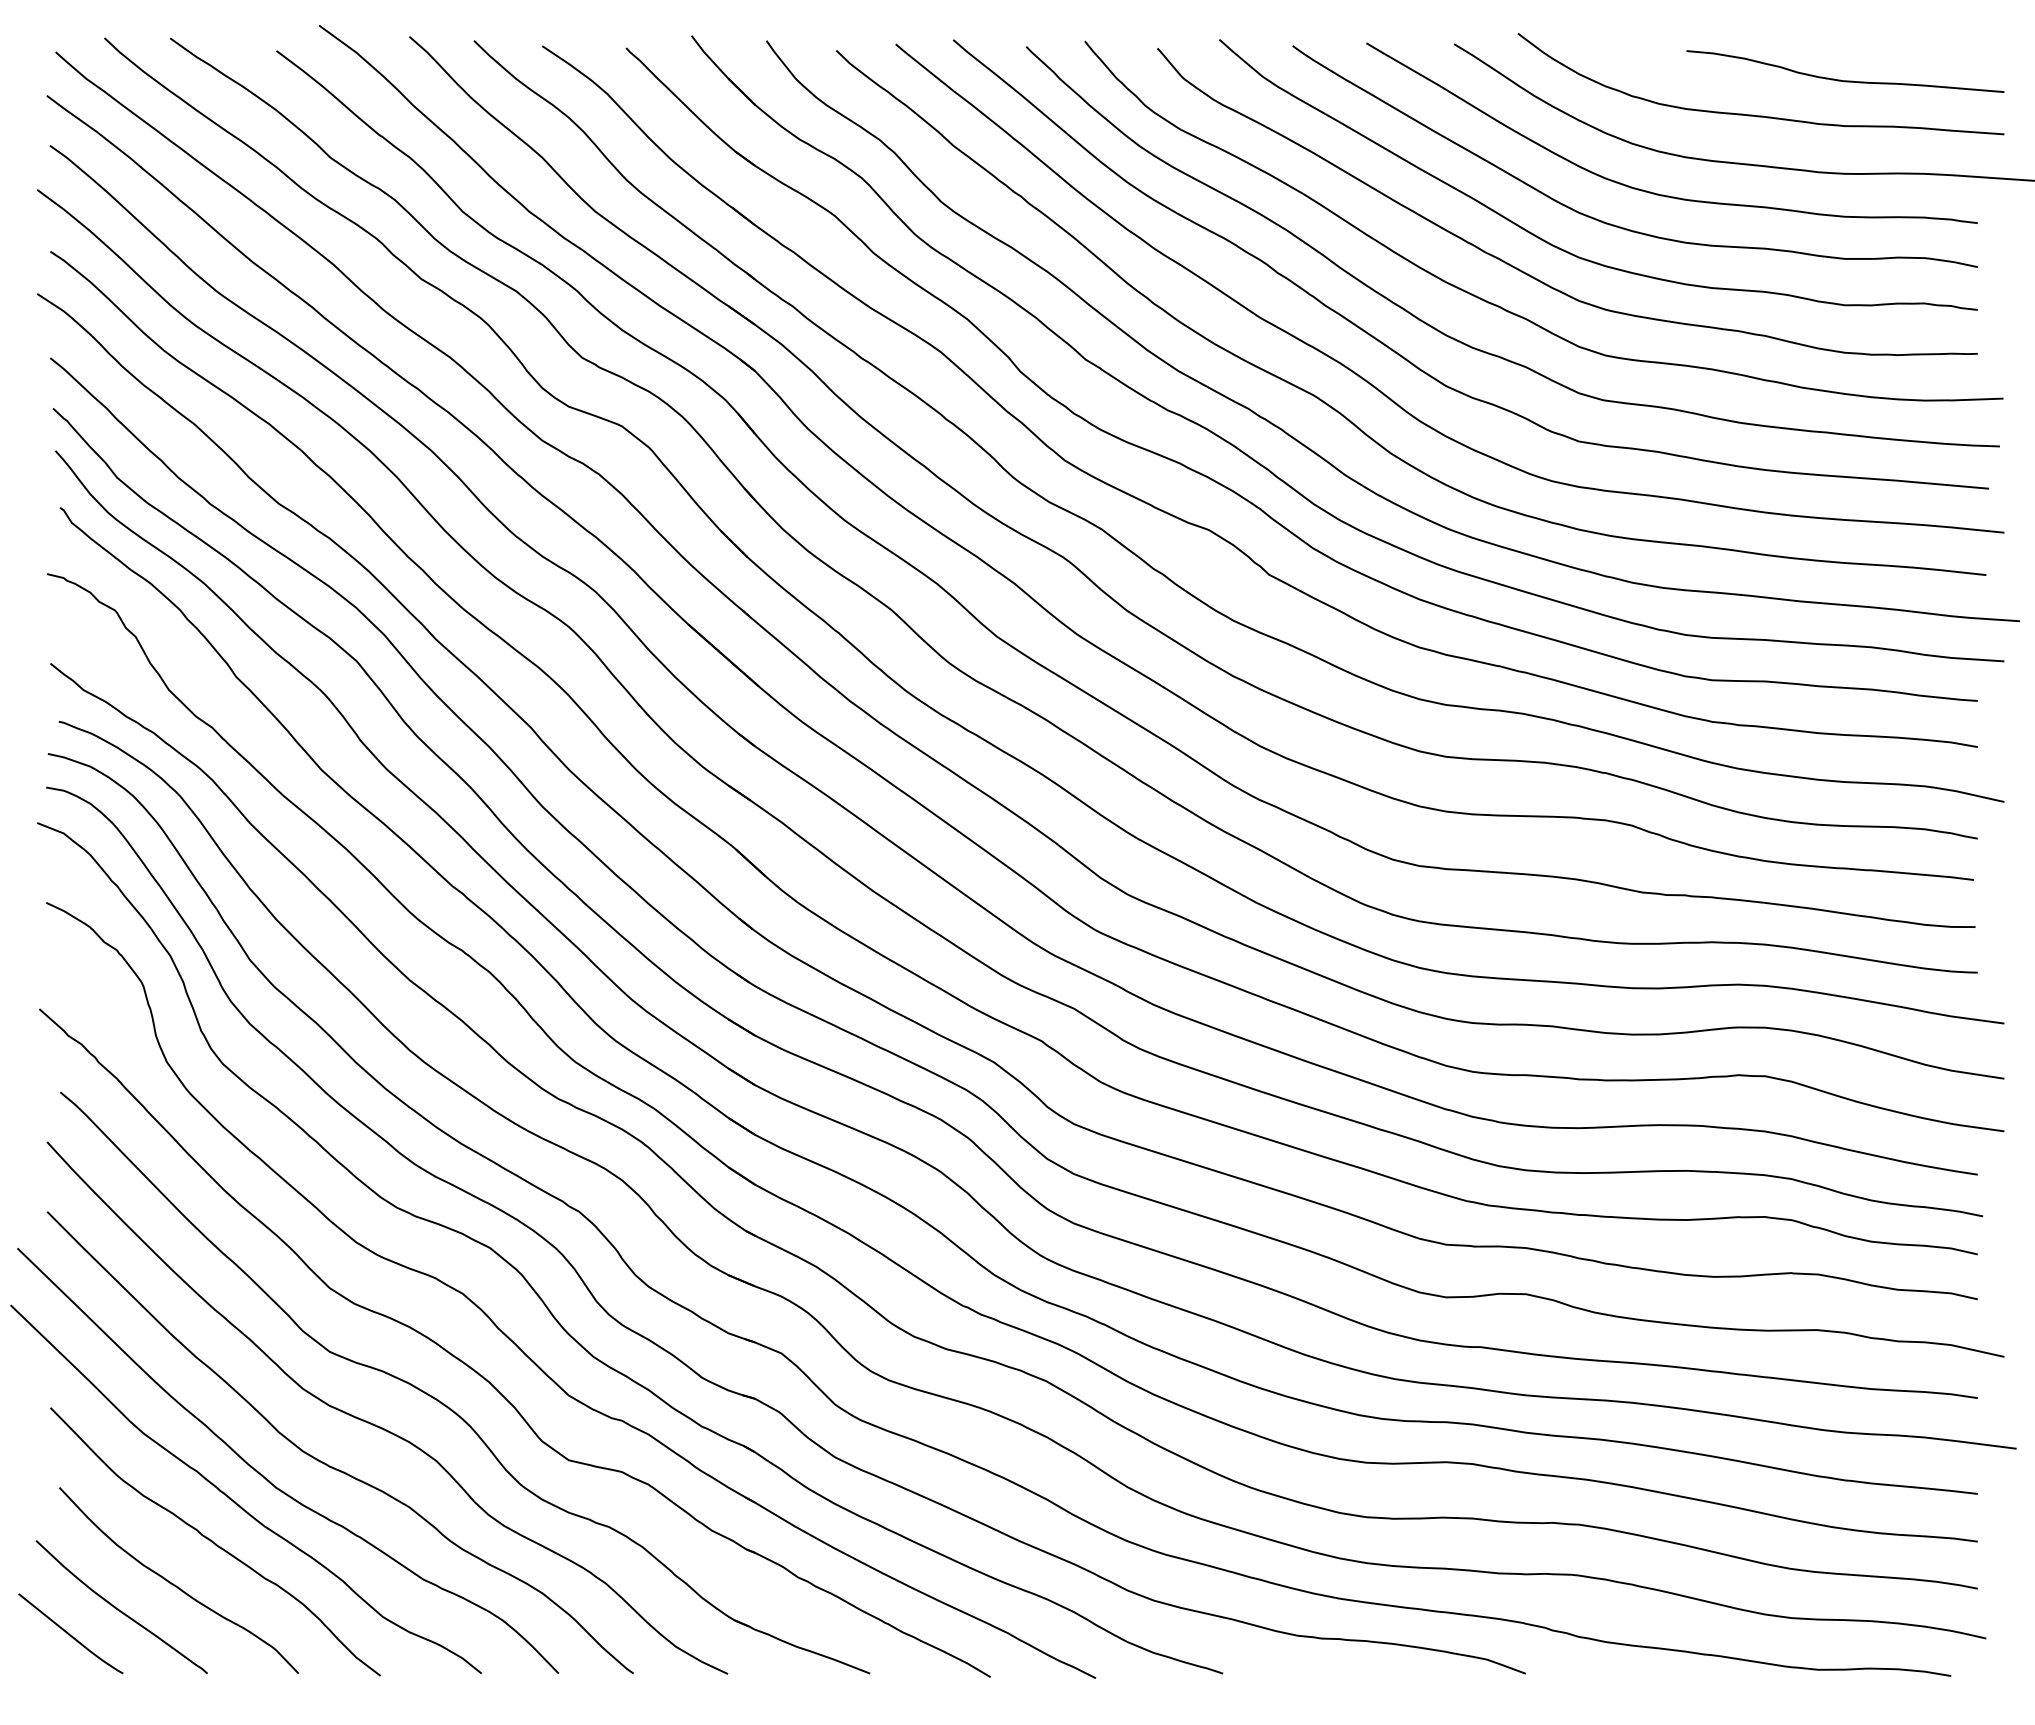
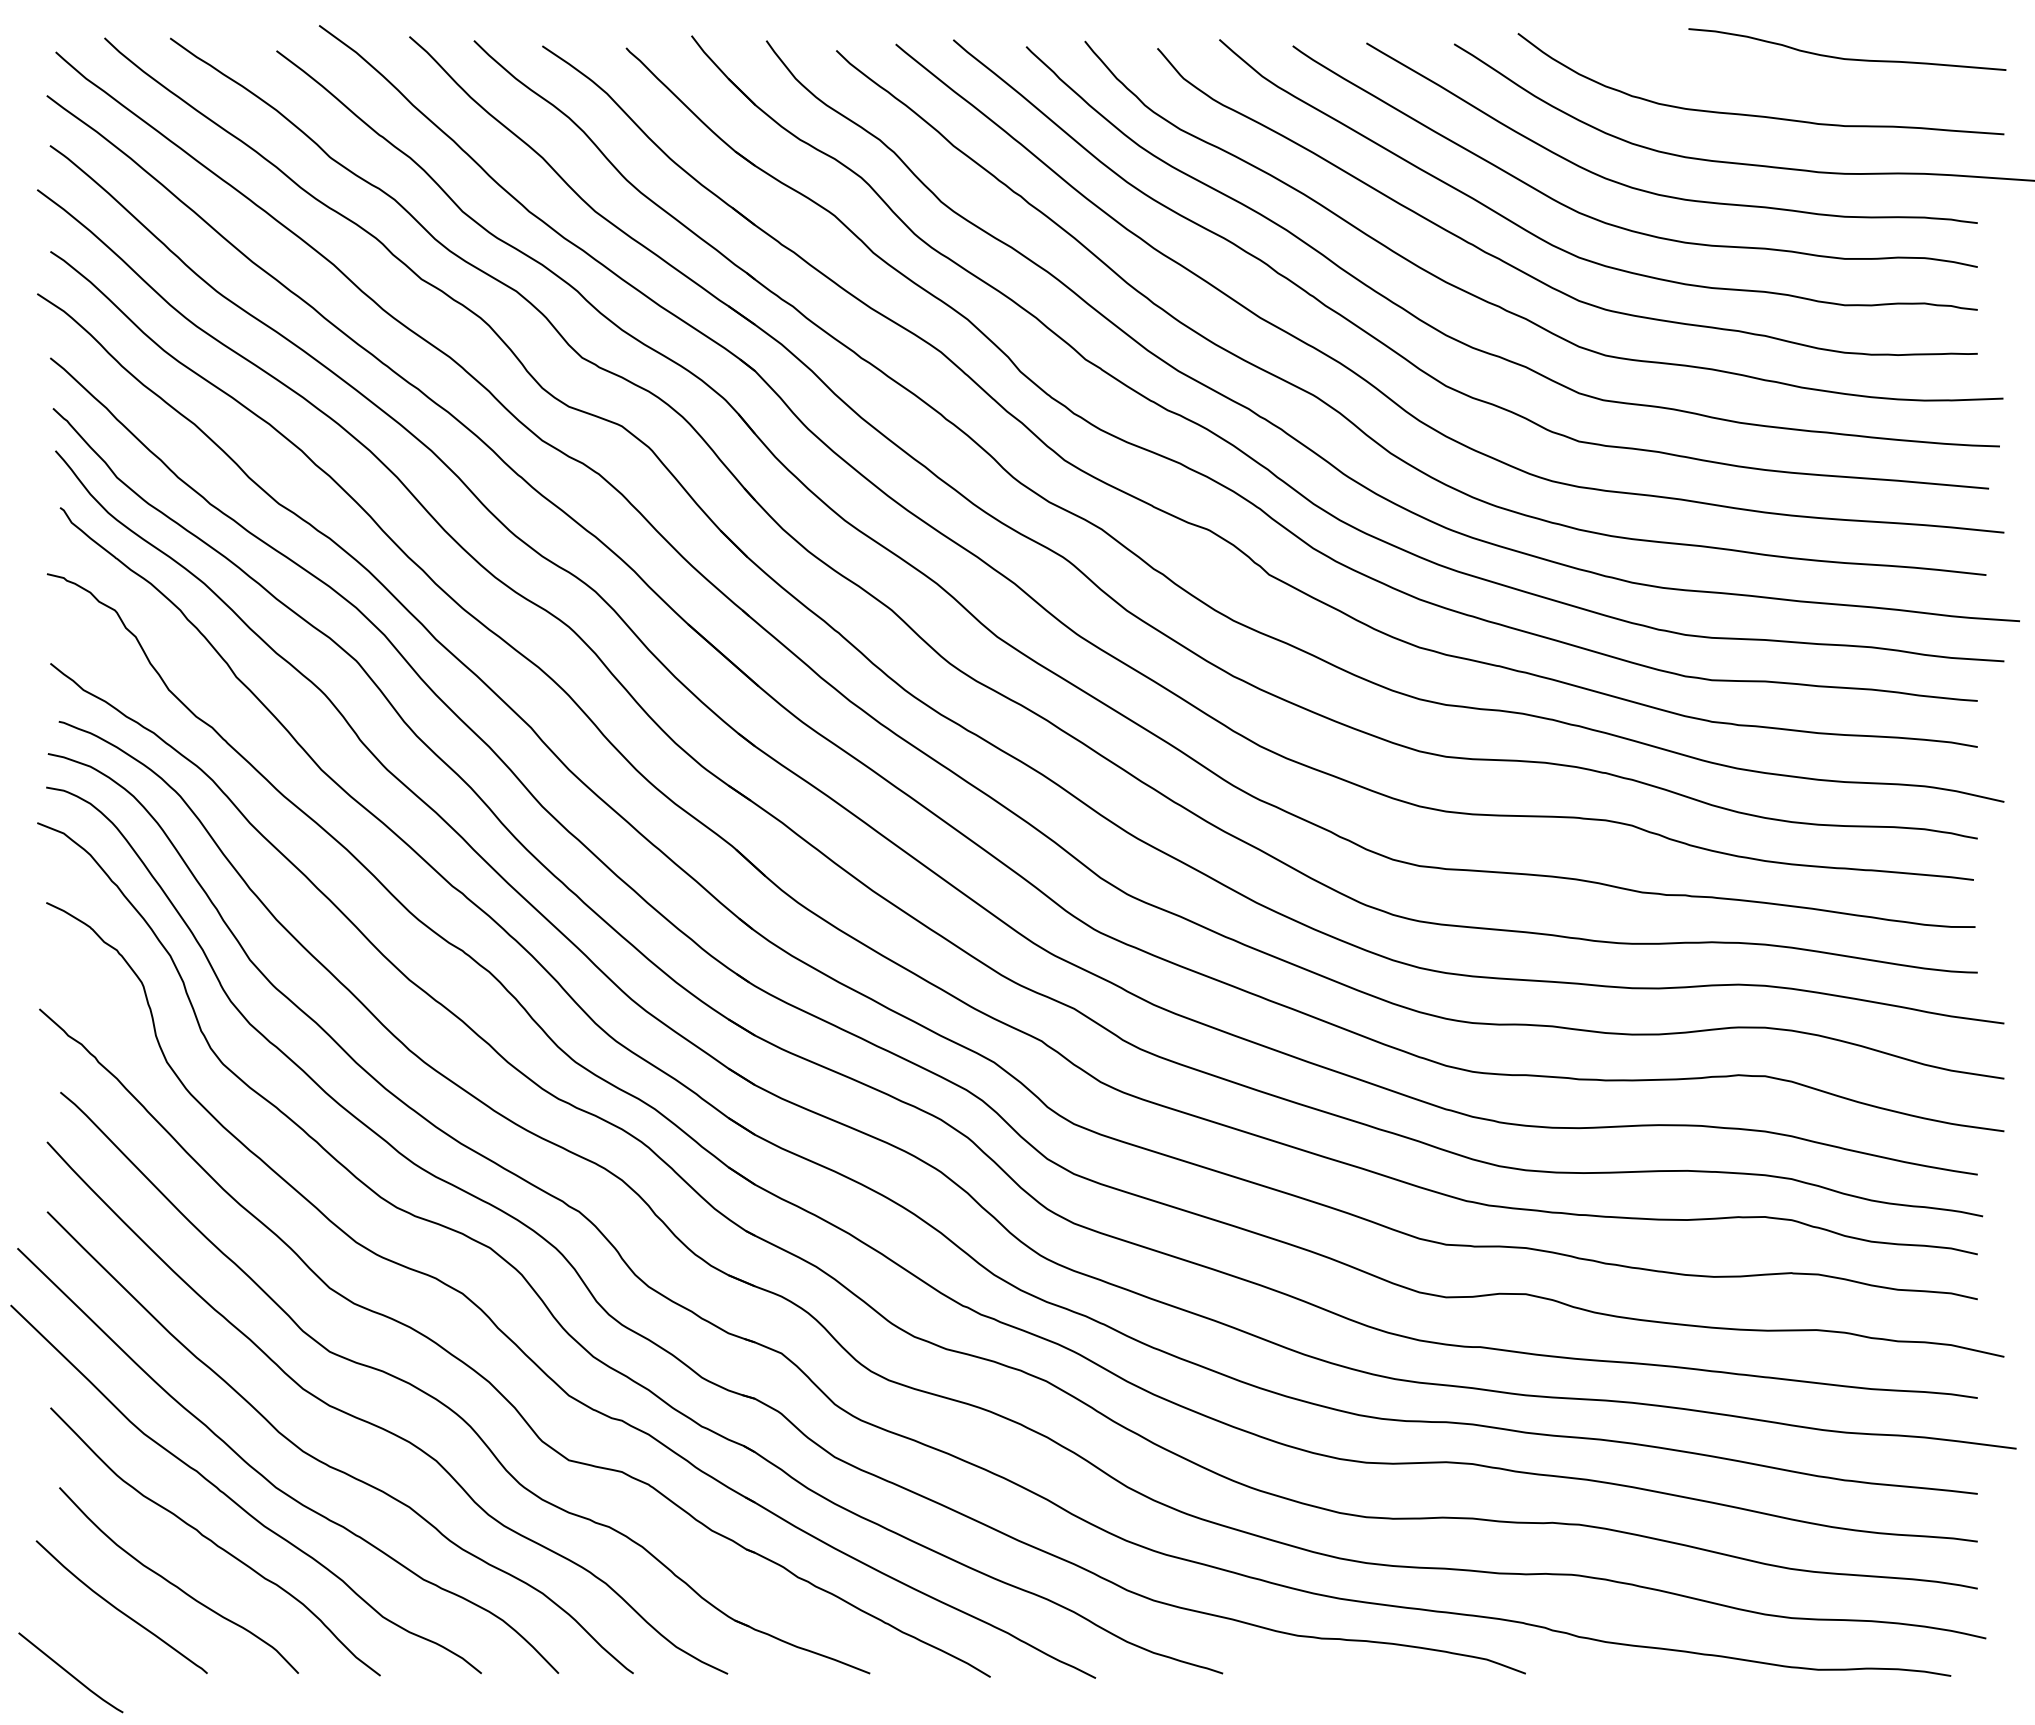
curve position: (1845, 80) -> (1847, 58) (1847, 58)
line position: (69, 1633) -> (69, 1672) (69, 1672)
